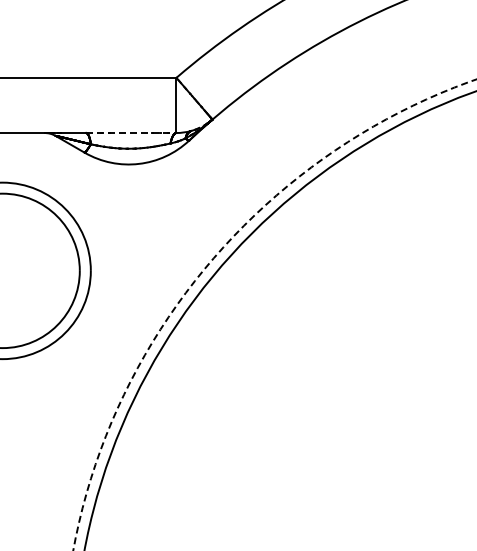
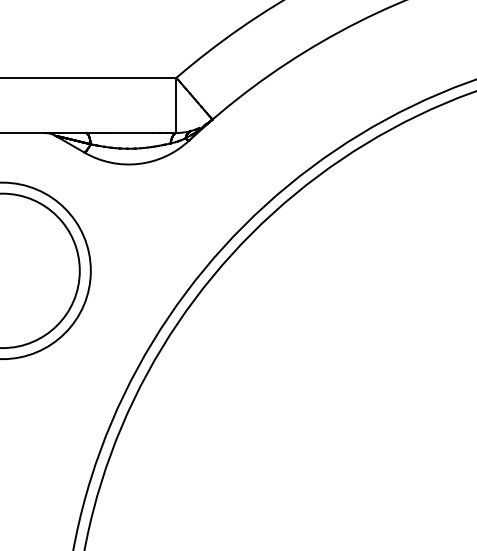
line: dashed -> solid (131, 133)
arc: dashed -> solid (211, 261)
